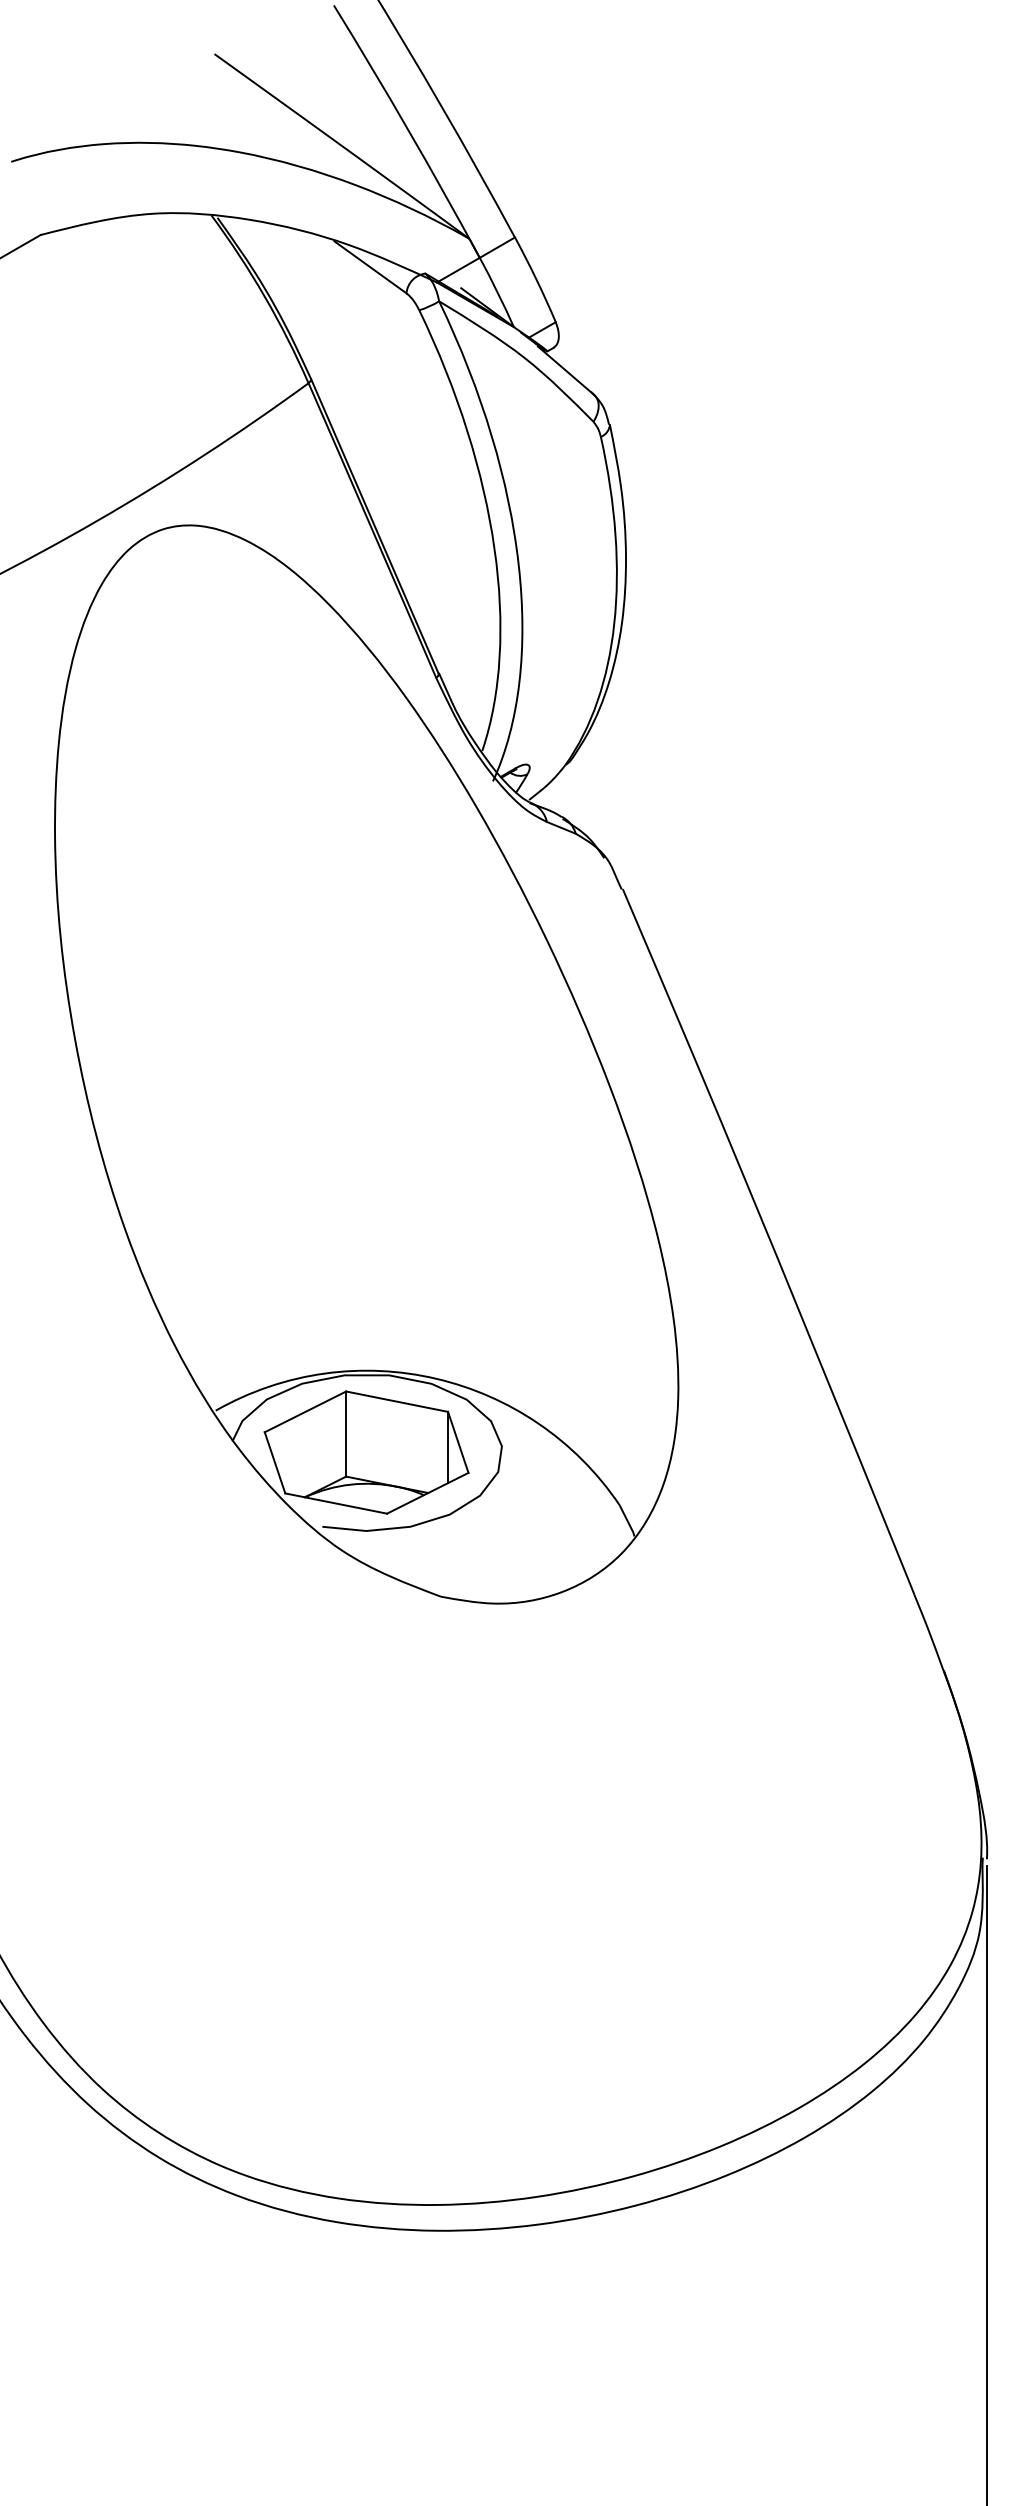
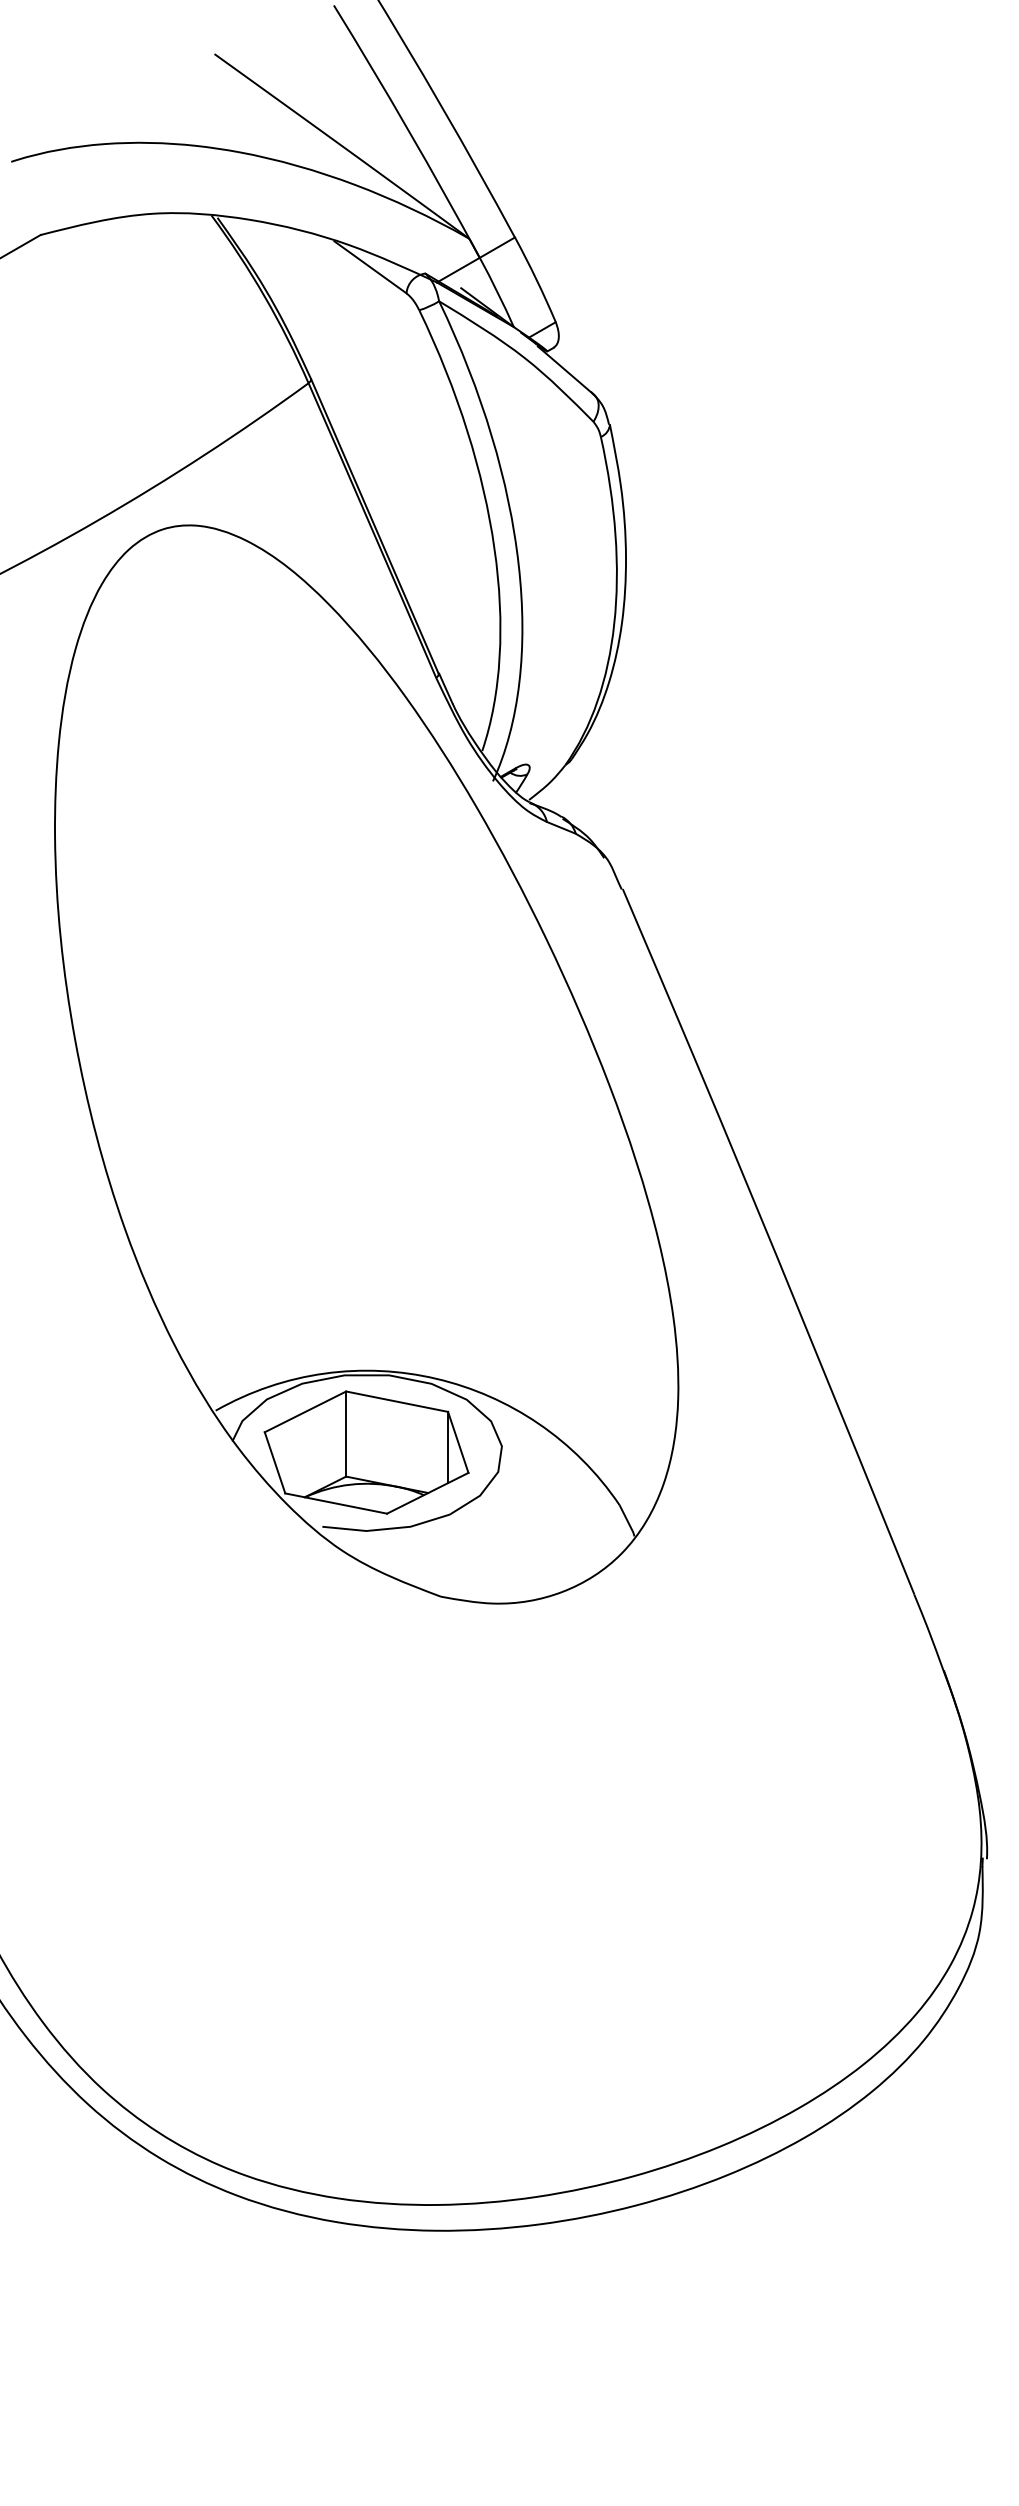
line: present -> none (987, 2184)
